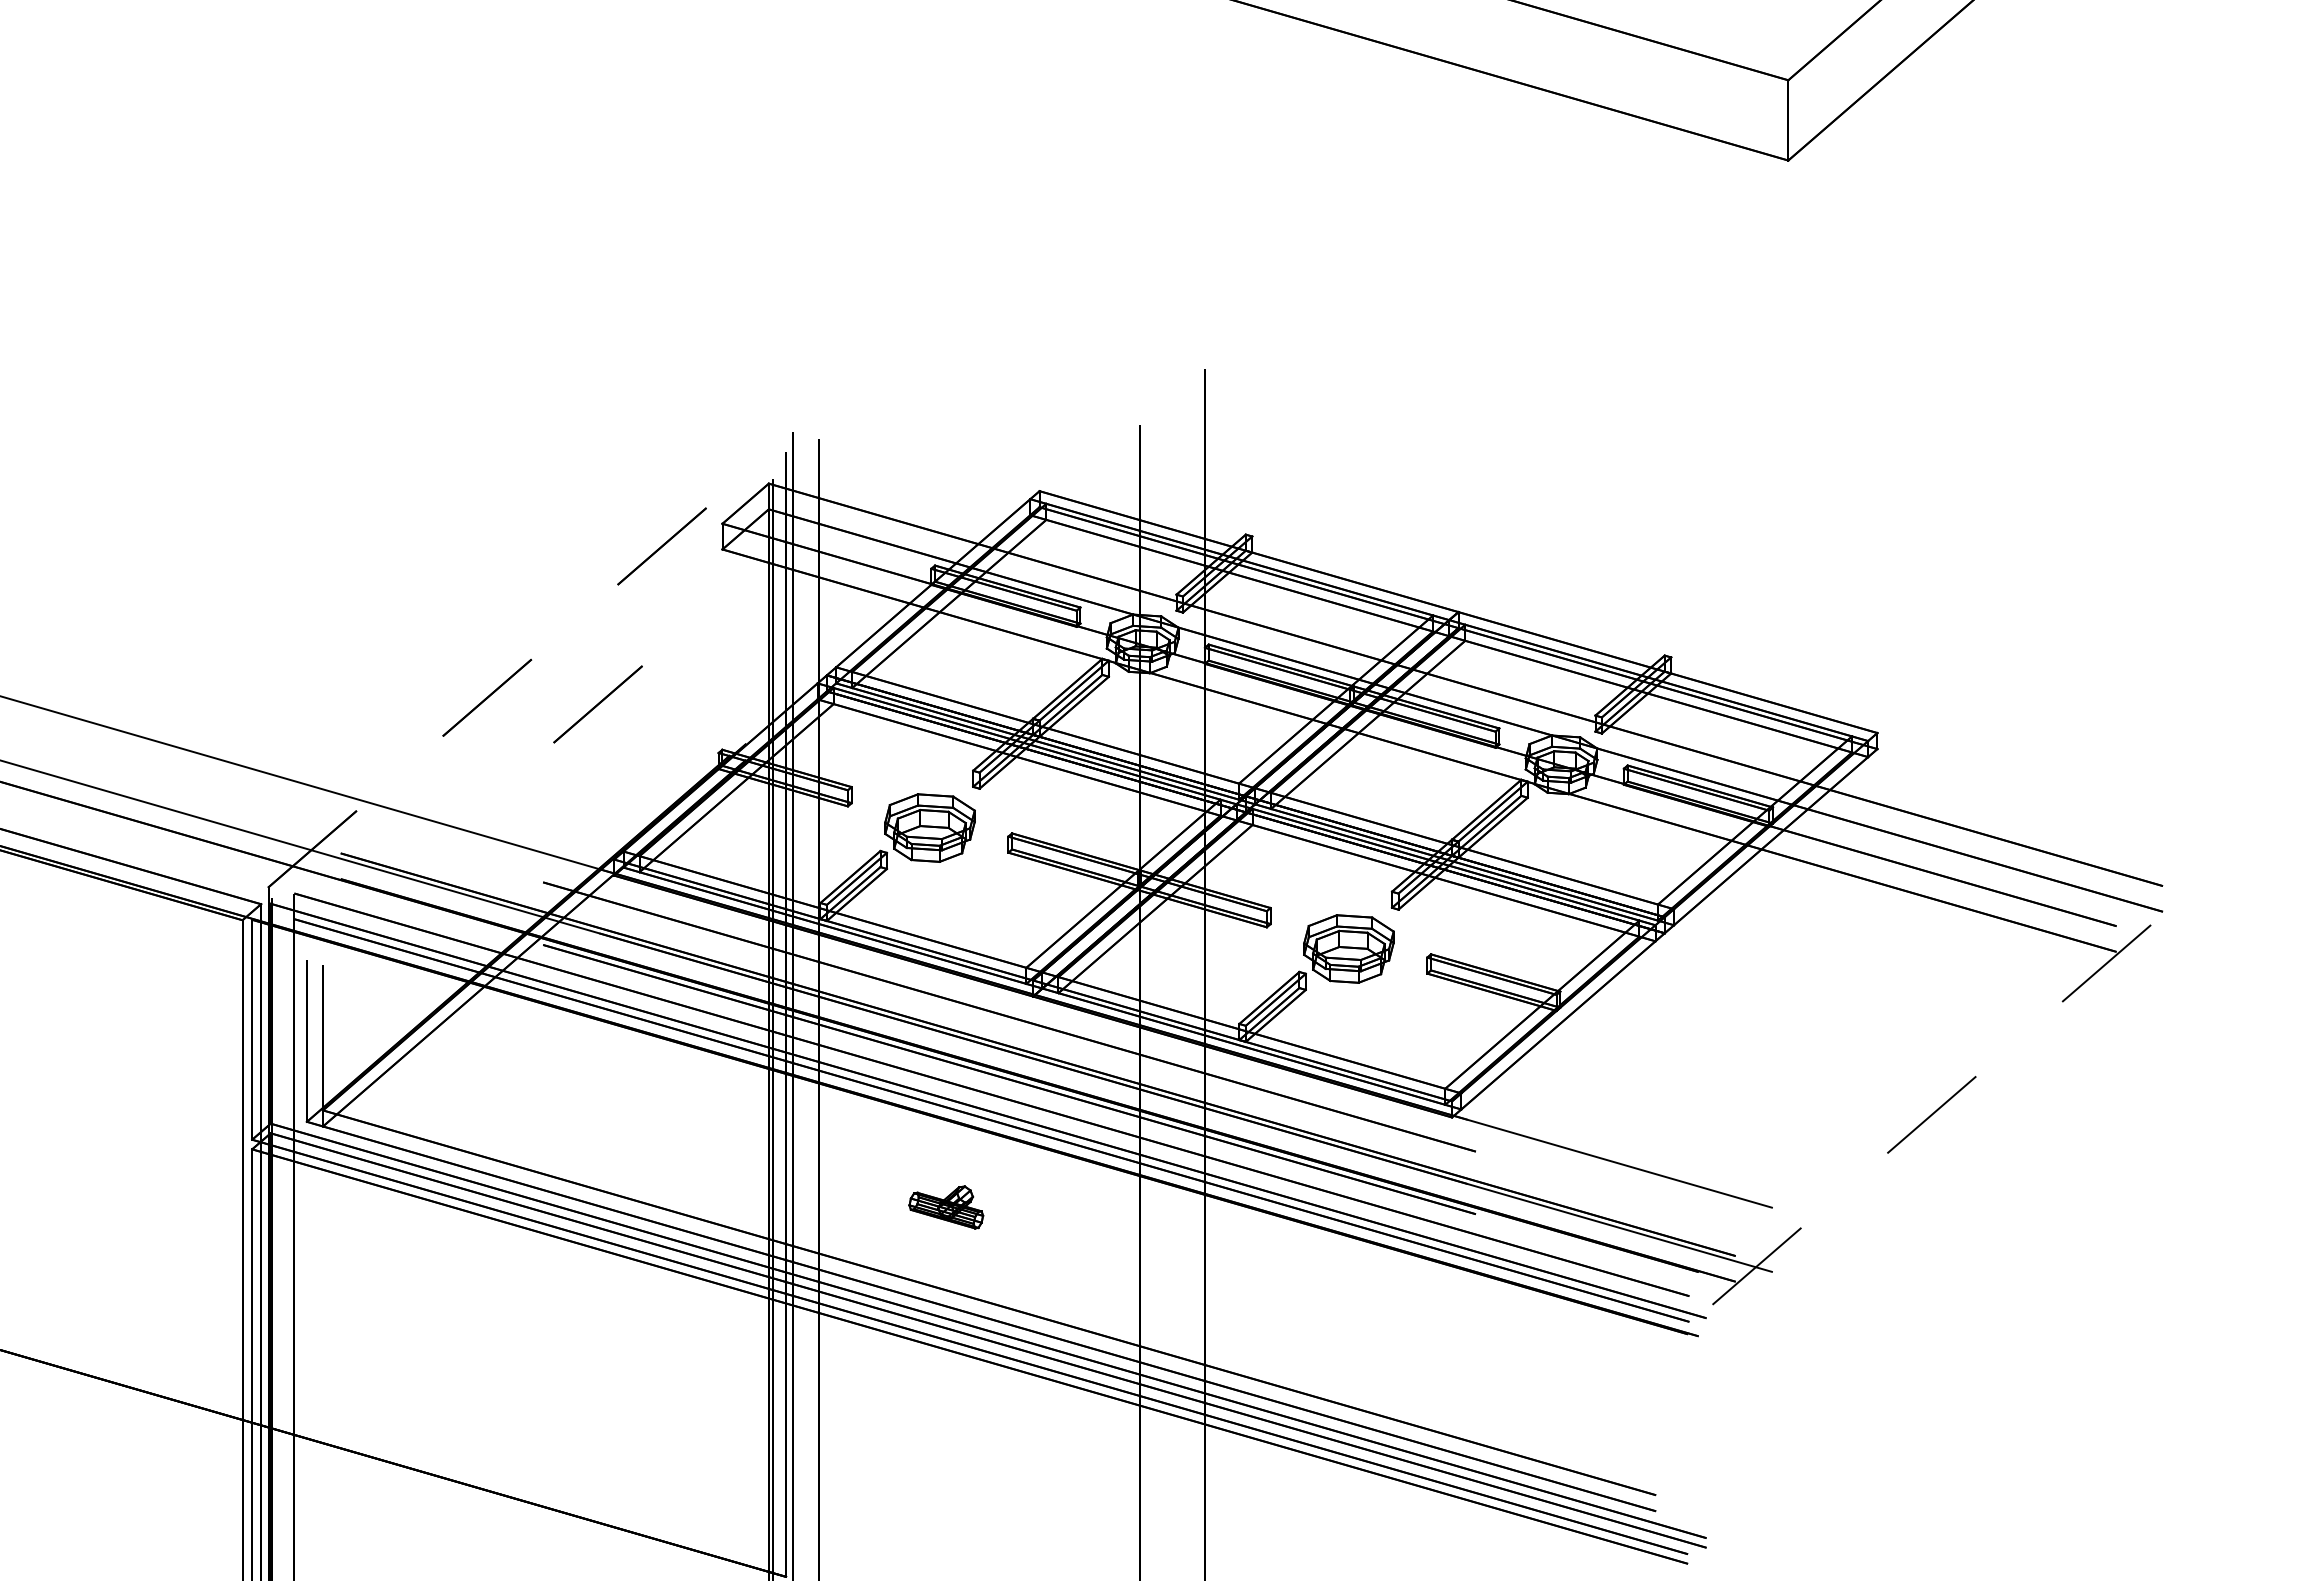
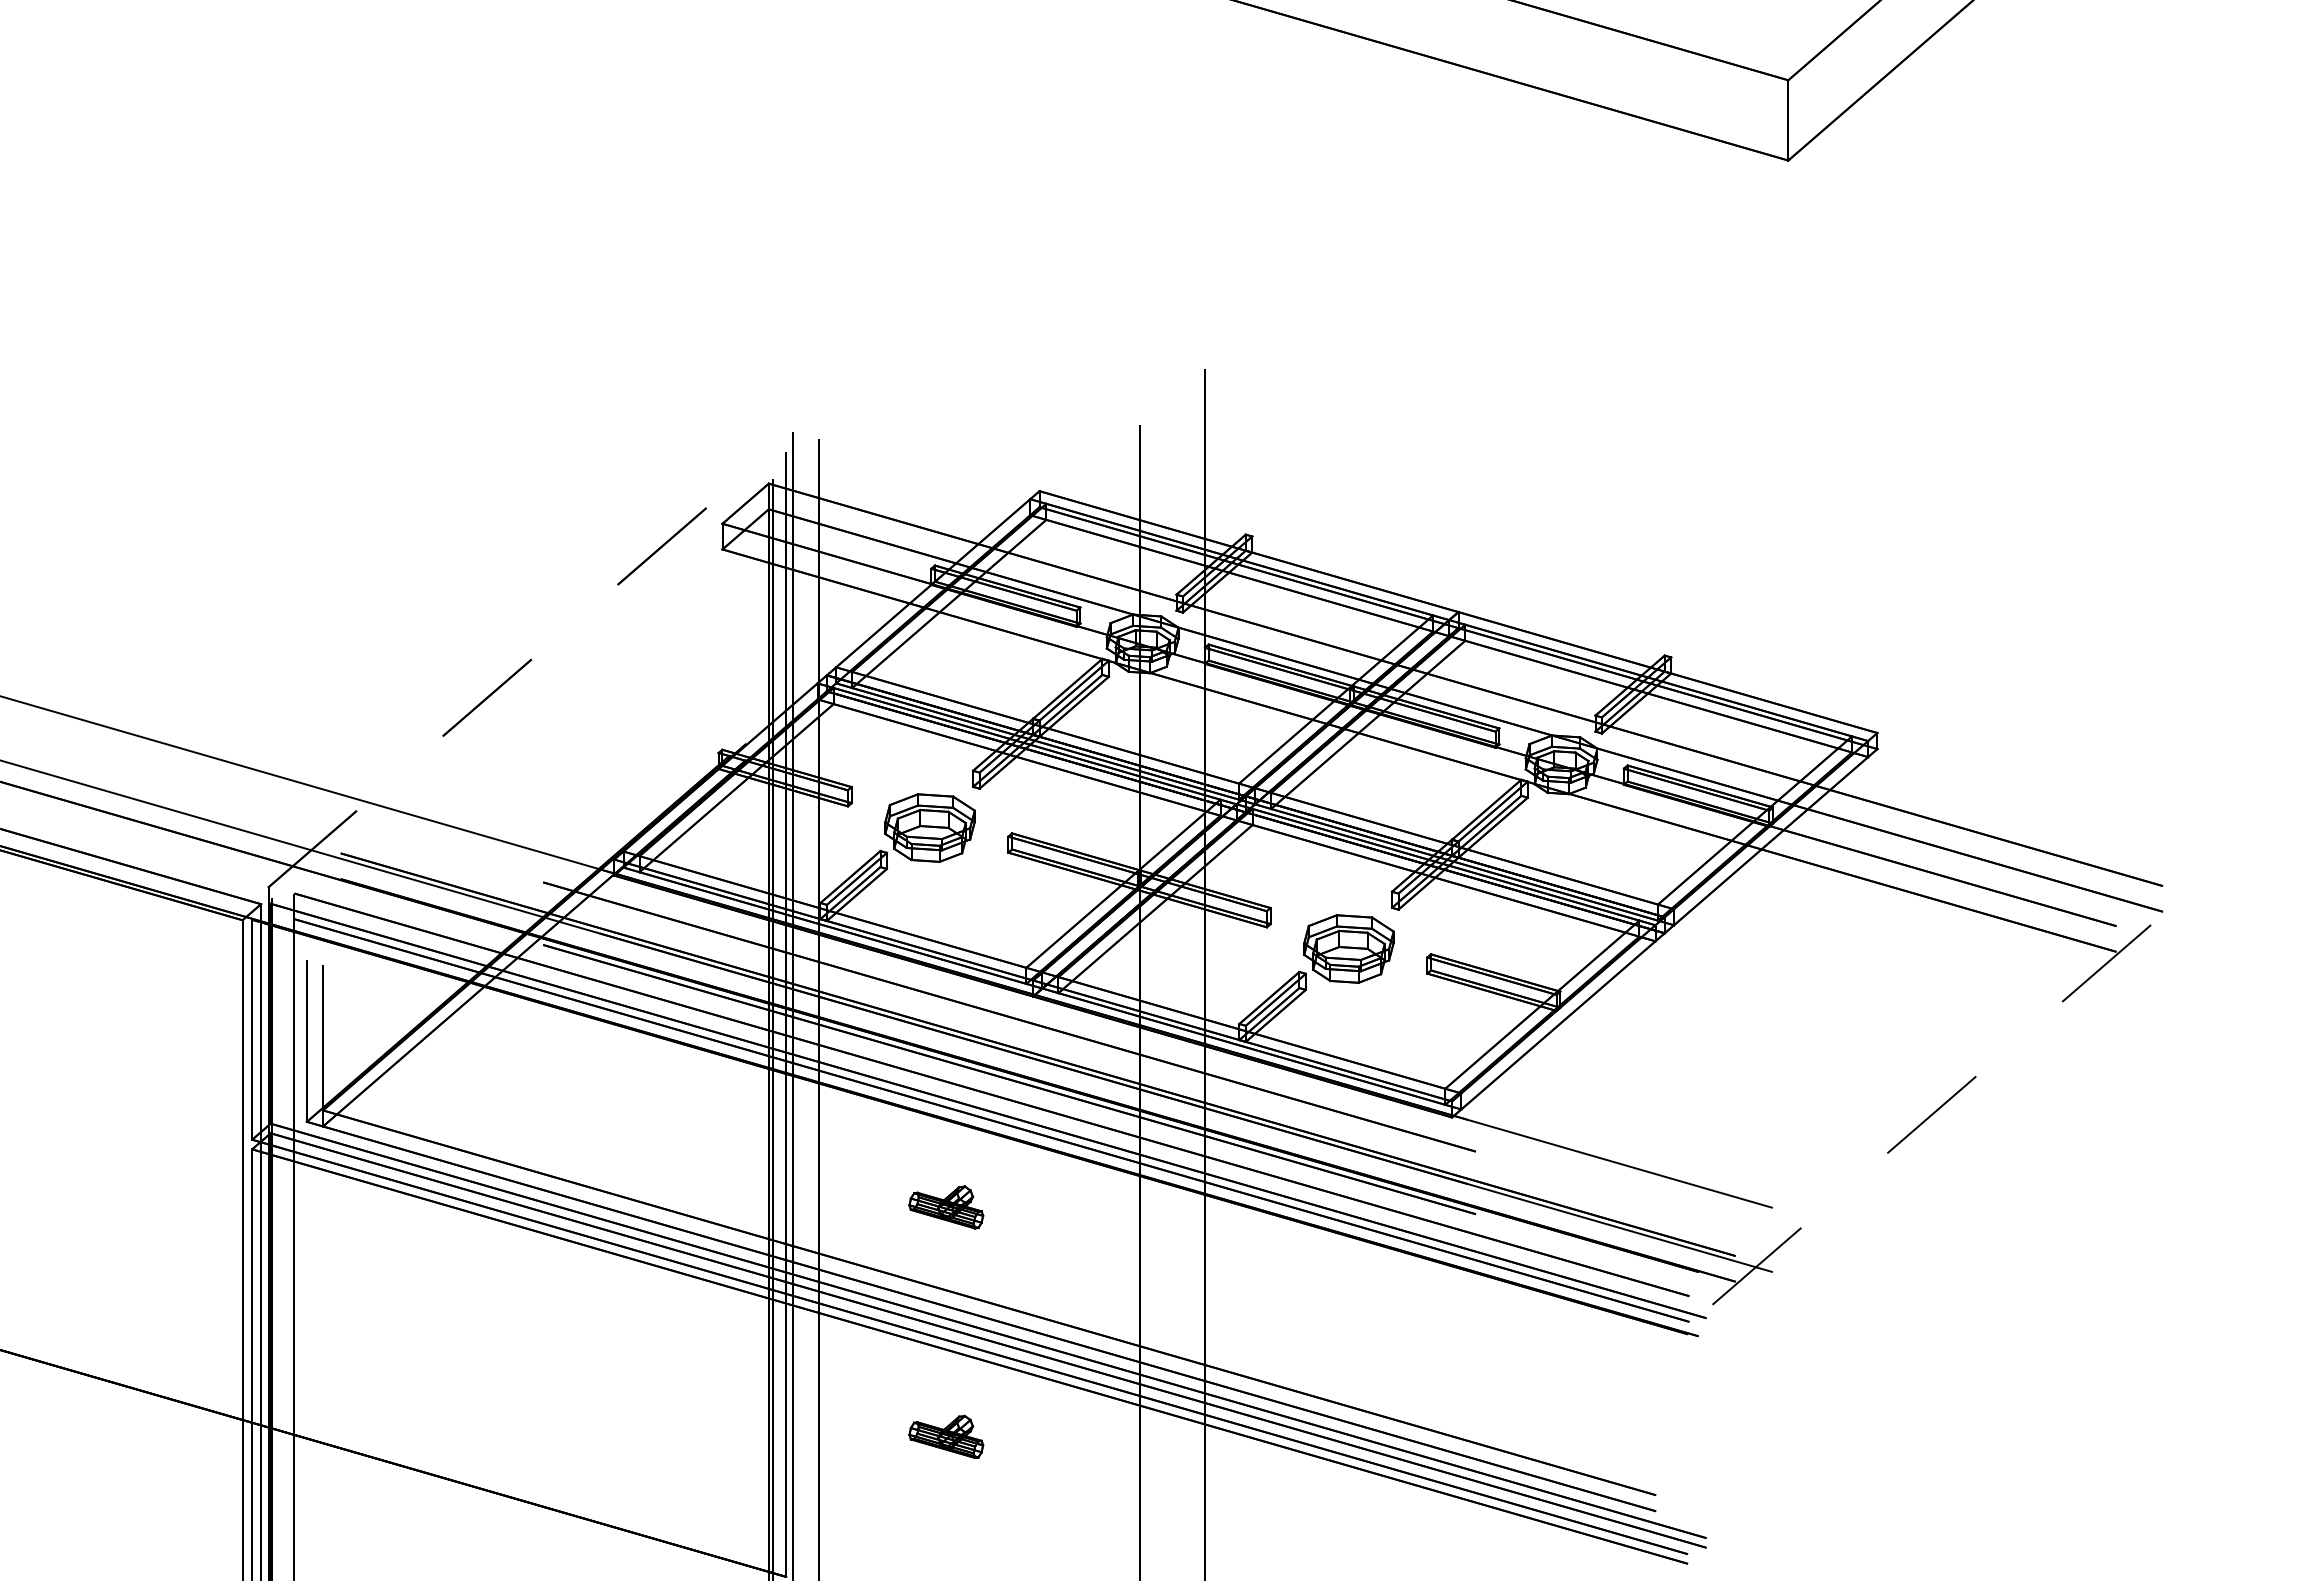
line: present -> none (597, 704)
part: none -> present (946, 1436)
